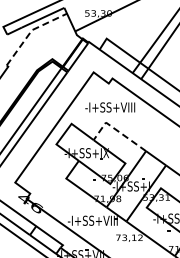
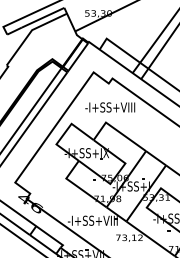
line: dashed -> solid (30, 31)
line: dashed -> solid (116, 130)
